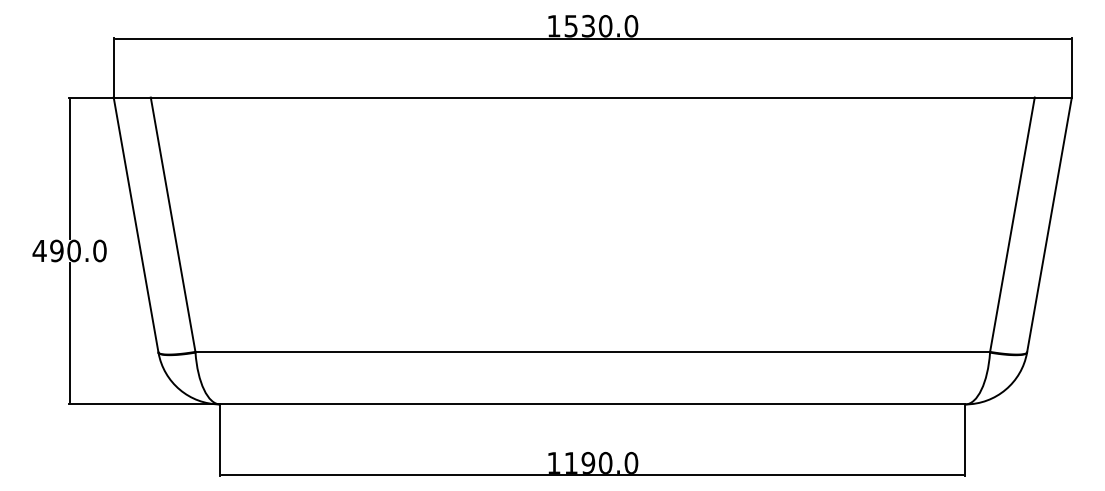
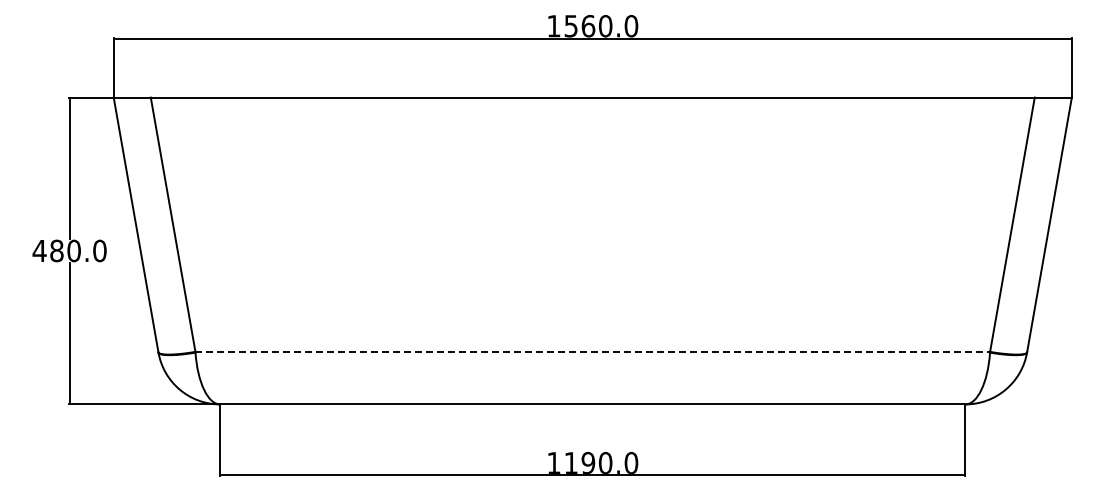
text: 1530.0 -> 1560.0 (588, 25)
text: 490.0 -> 480.0 (56, 250)
line: solid -> dashed (593, 351)
